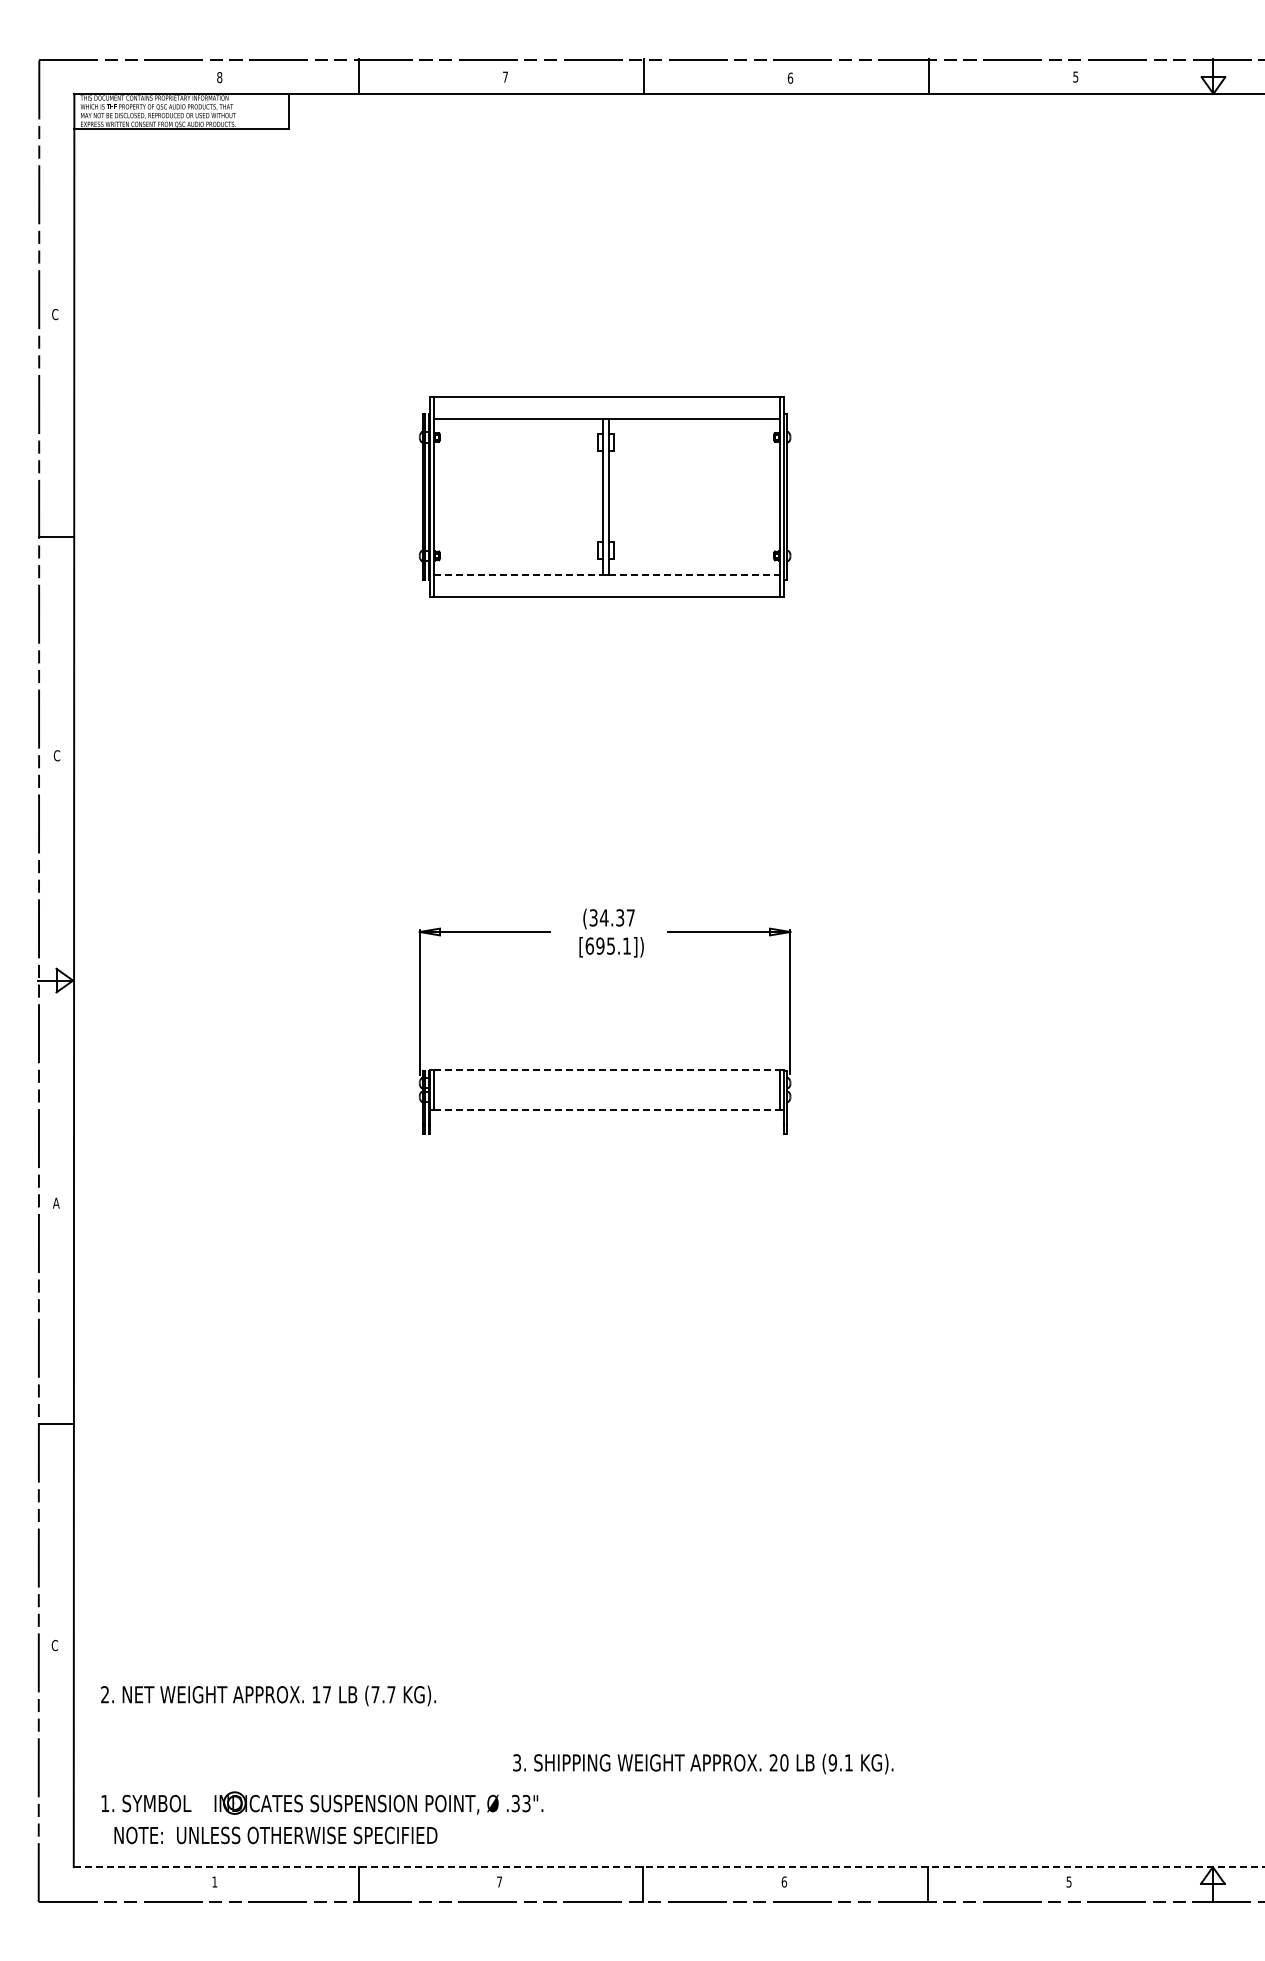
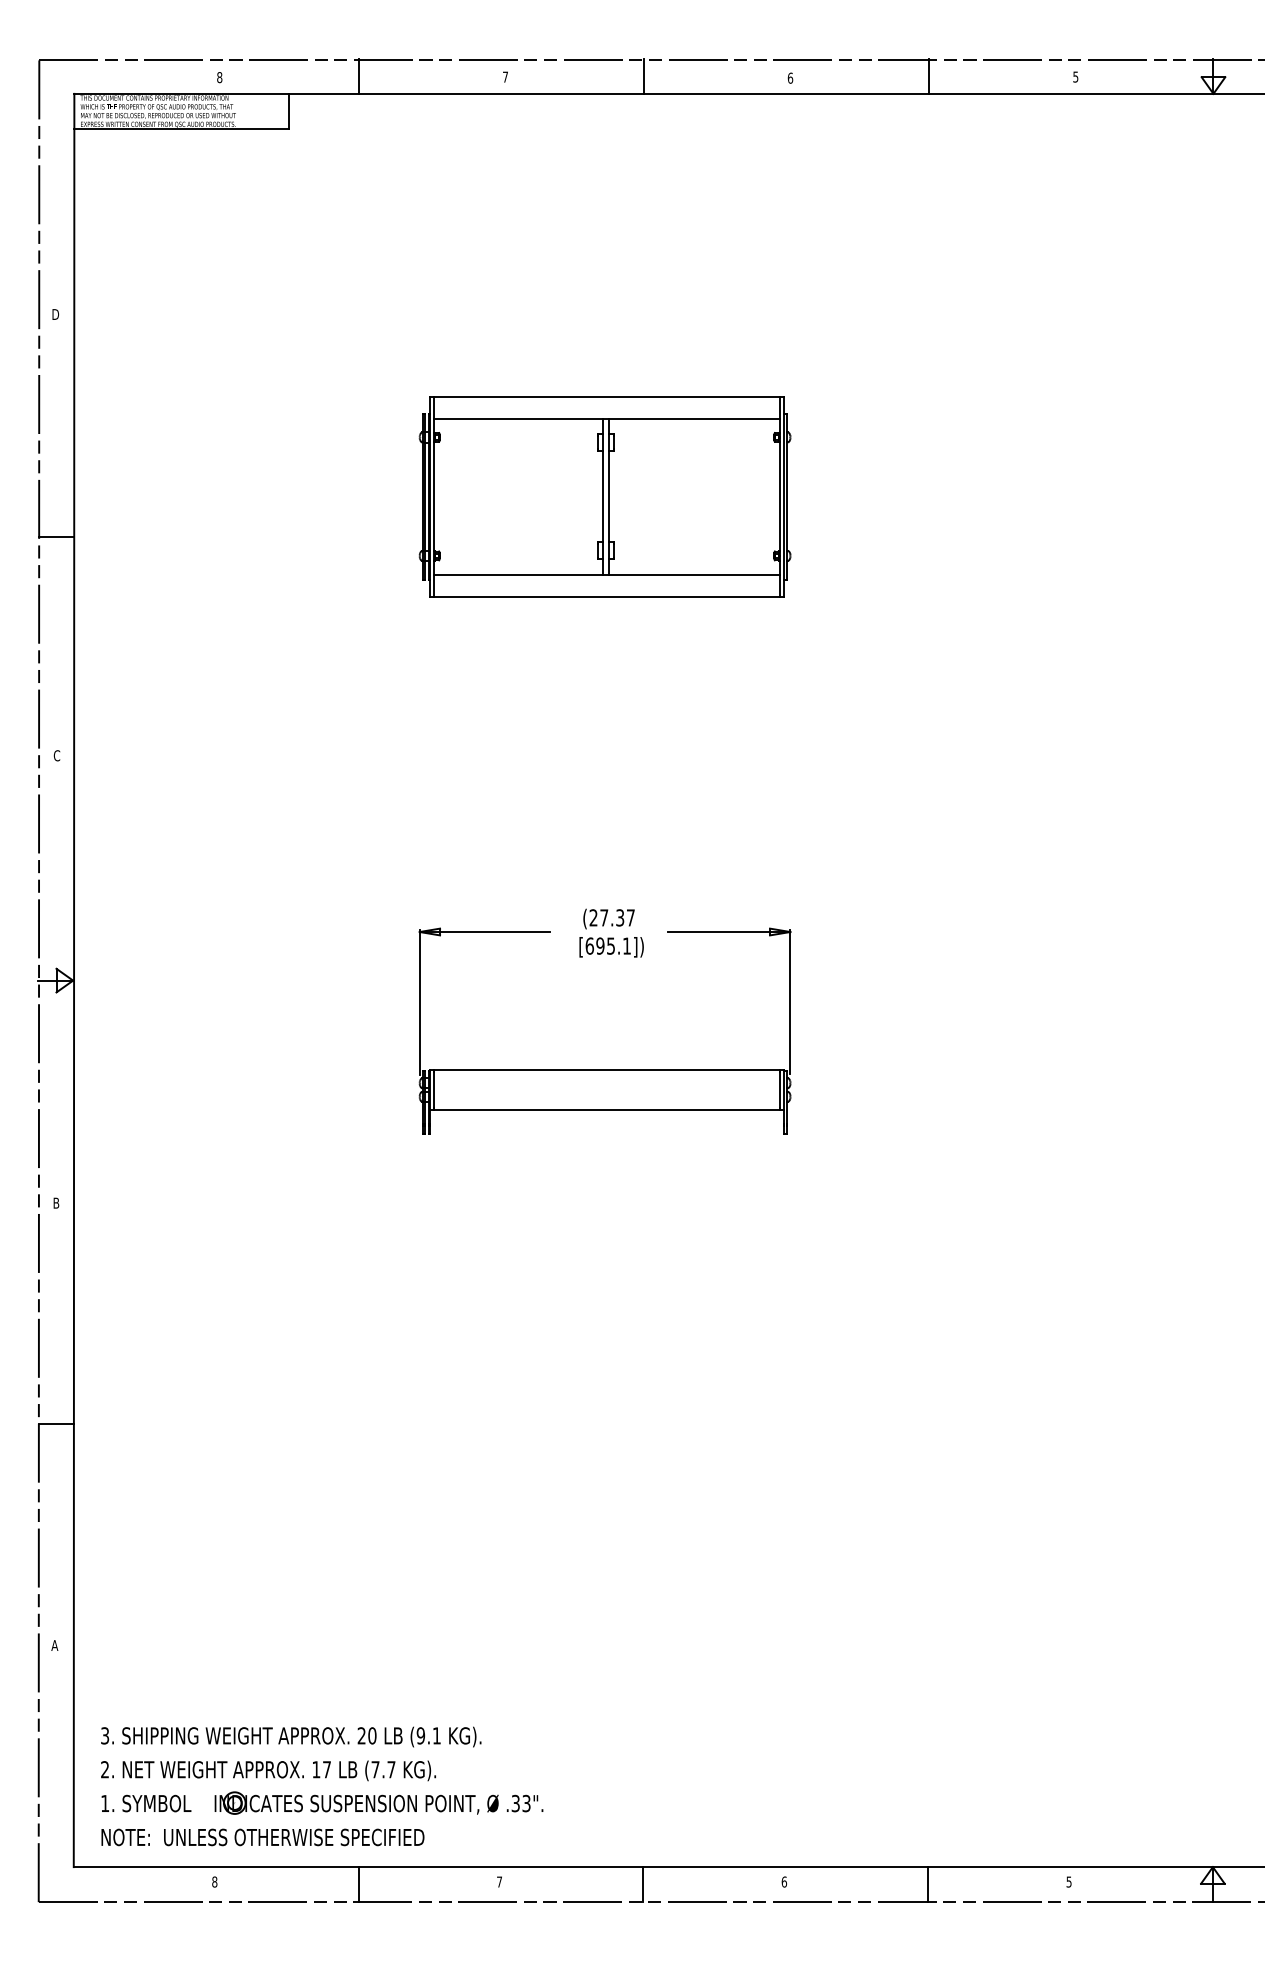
text: C -> D (55, 314)
line: dashed -> solid (518, 574)
line: dashed -> solid (695, 574)
text: (34.37 -> (27.37 (598, 917)
line: dashed -> solid (607, 1069)
line: dashed -> solid (607, 1110)
text: A -> B (55, 1202)
text: C -> A (54, 1645)
text position: (268, 1695) -> (268, 1770) (268, 1770)
text position: (703, 1763) -> (291, 1736) (291, 1736)
text position: (275, 1835) -> (262, 1837) (262, 1837)
line: dashed -> solid (669, 1867)
text: 1 -> 8 (214, 1881)
